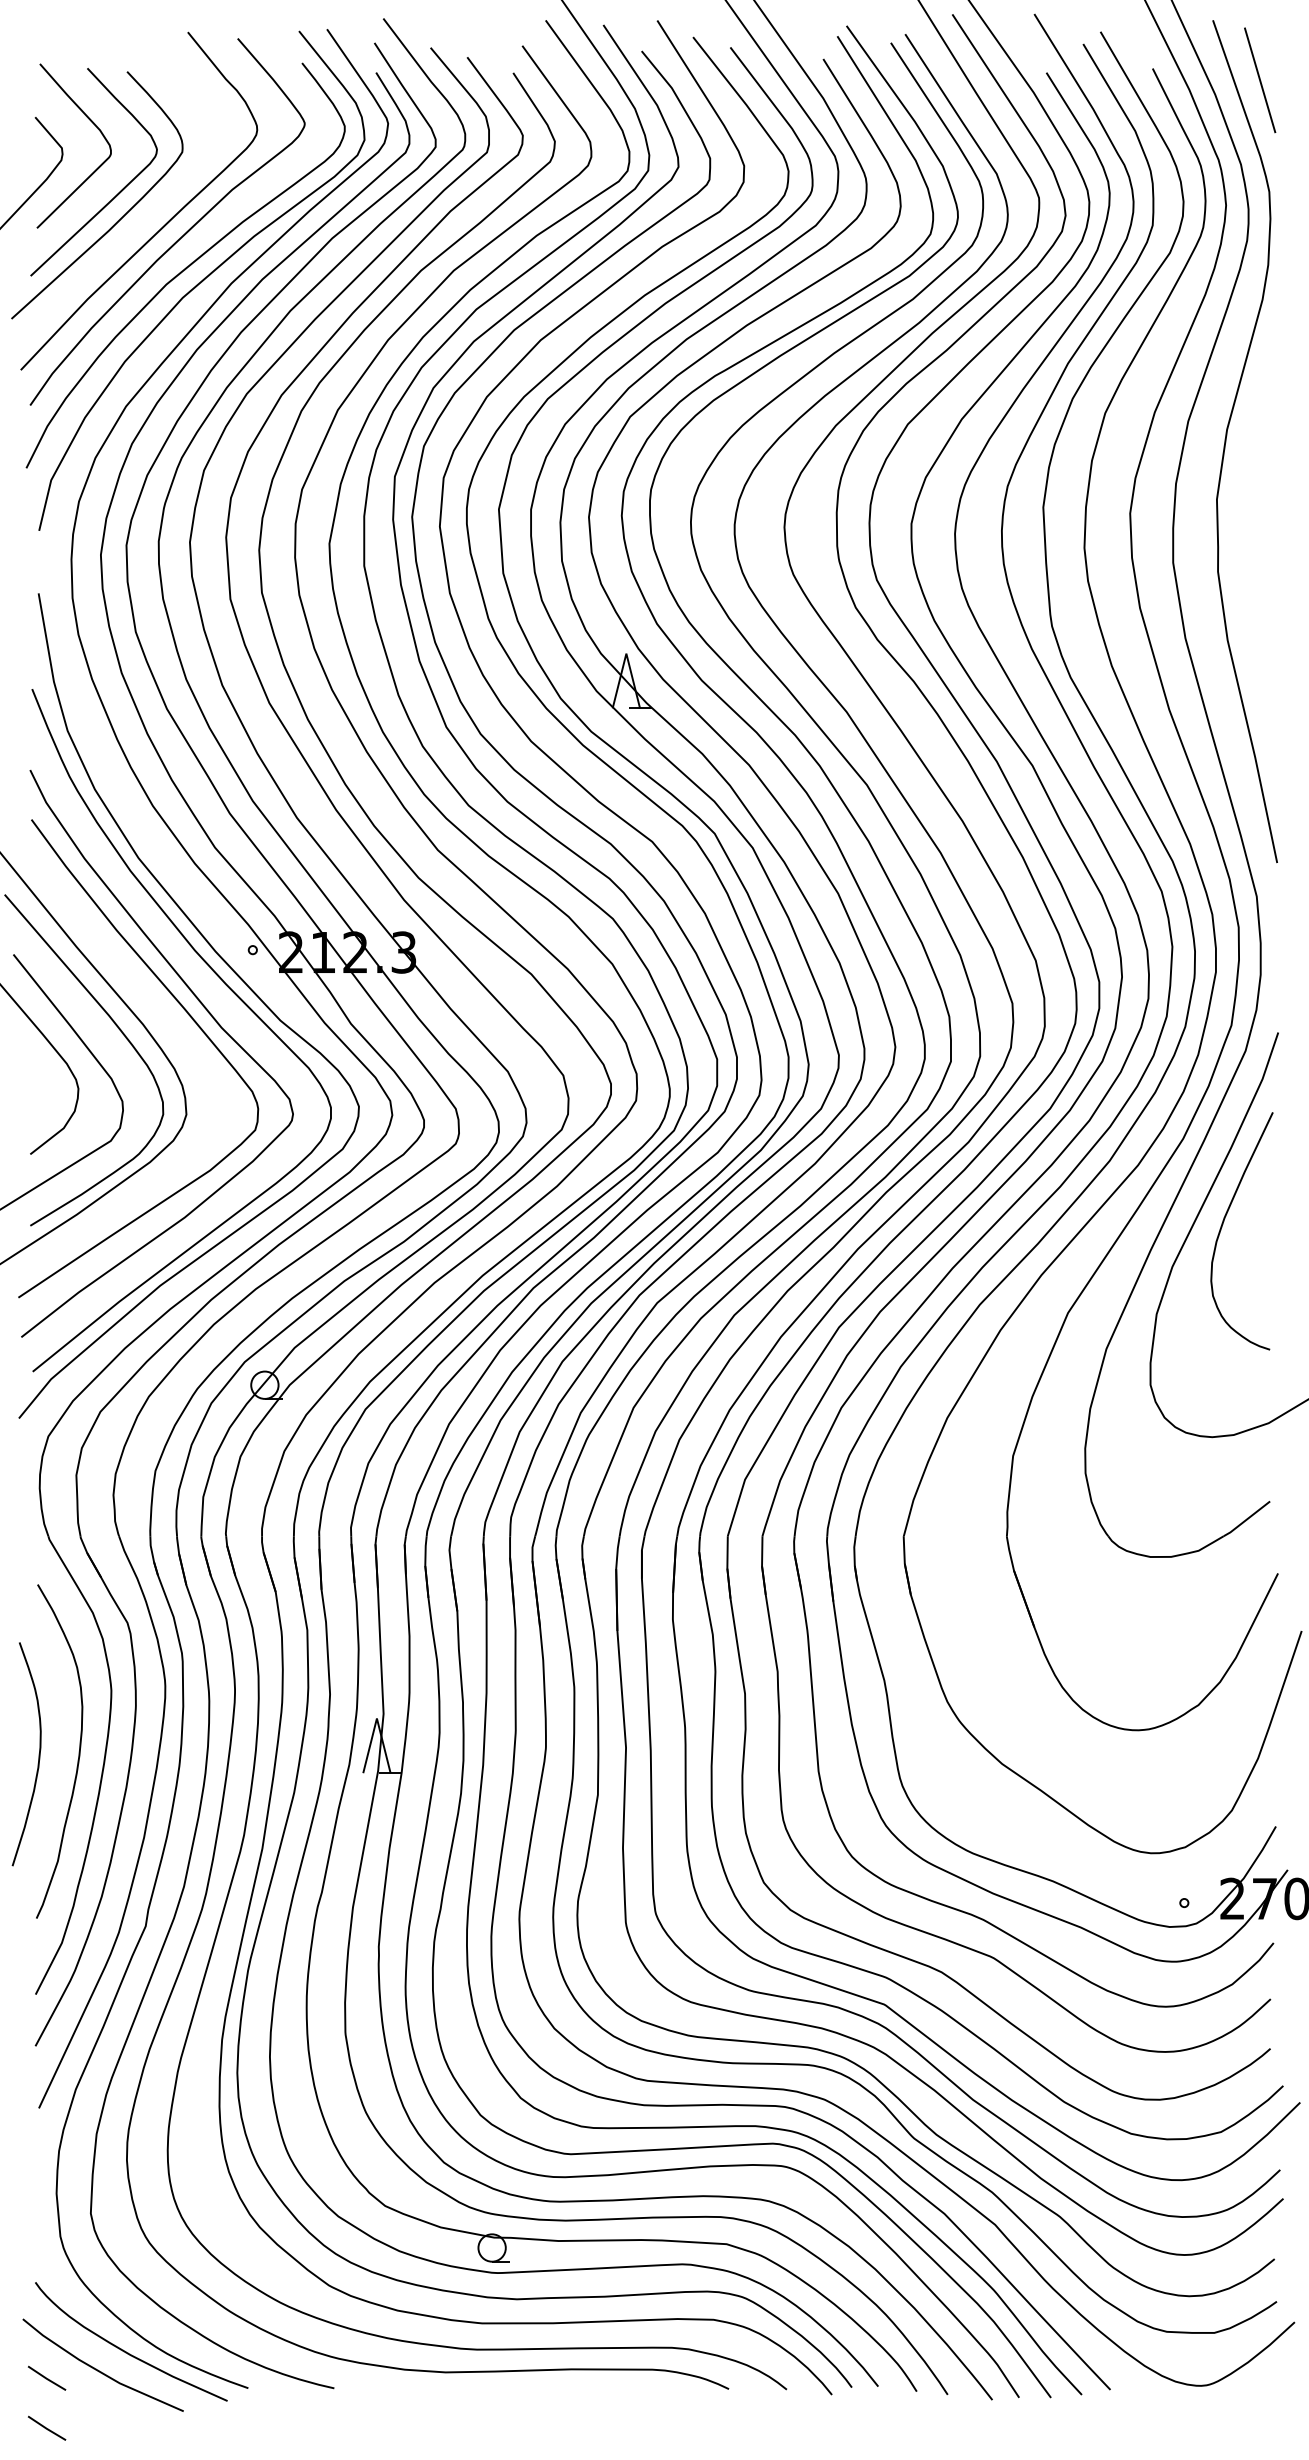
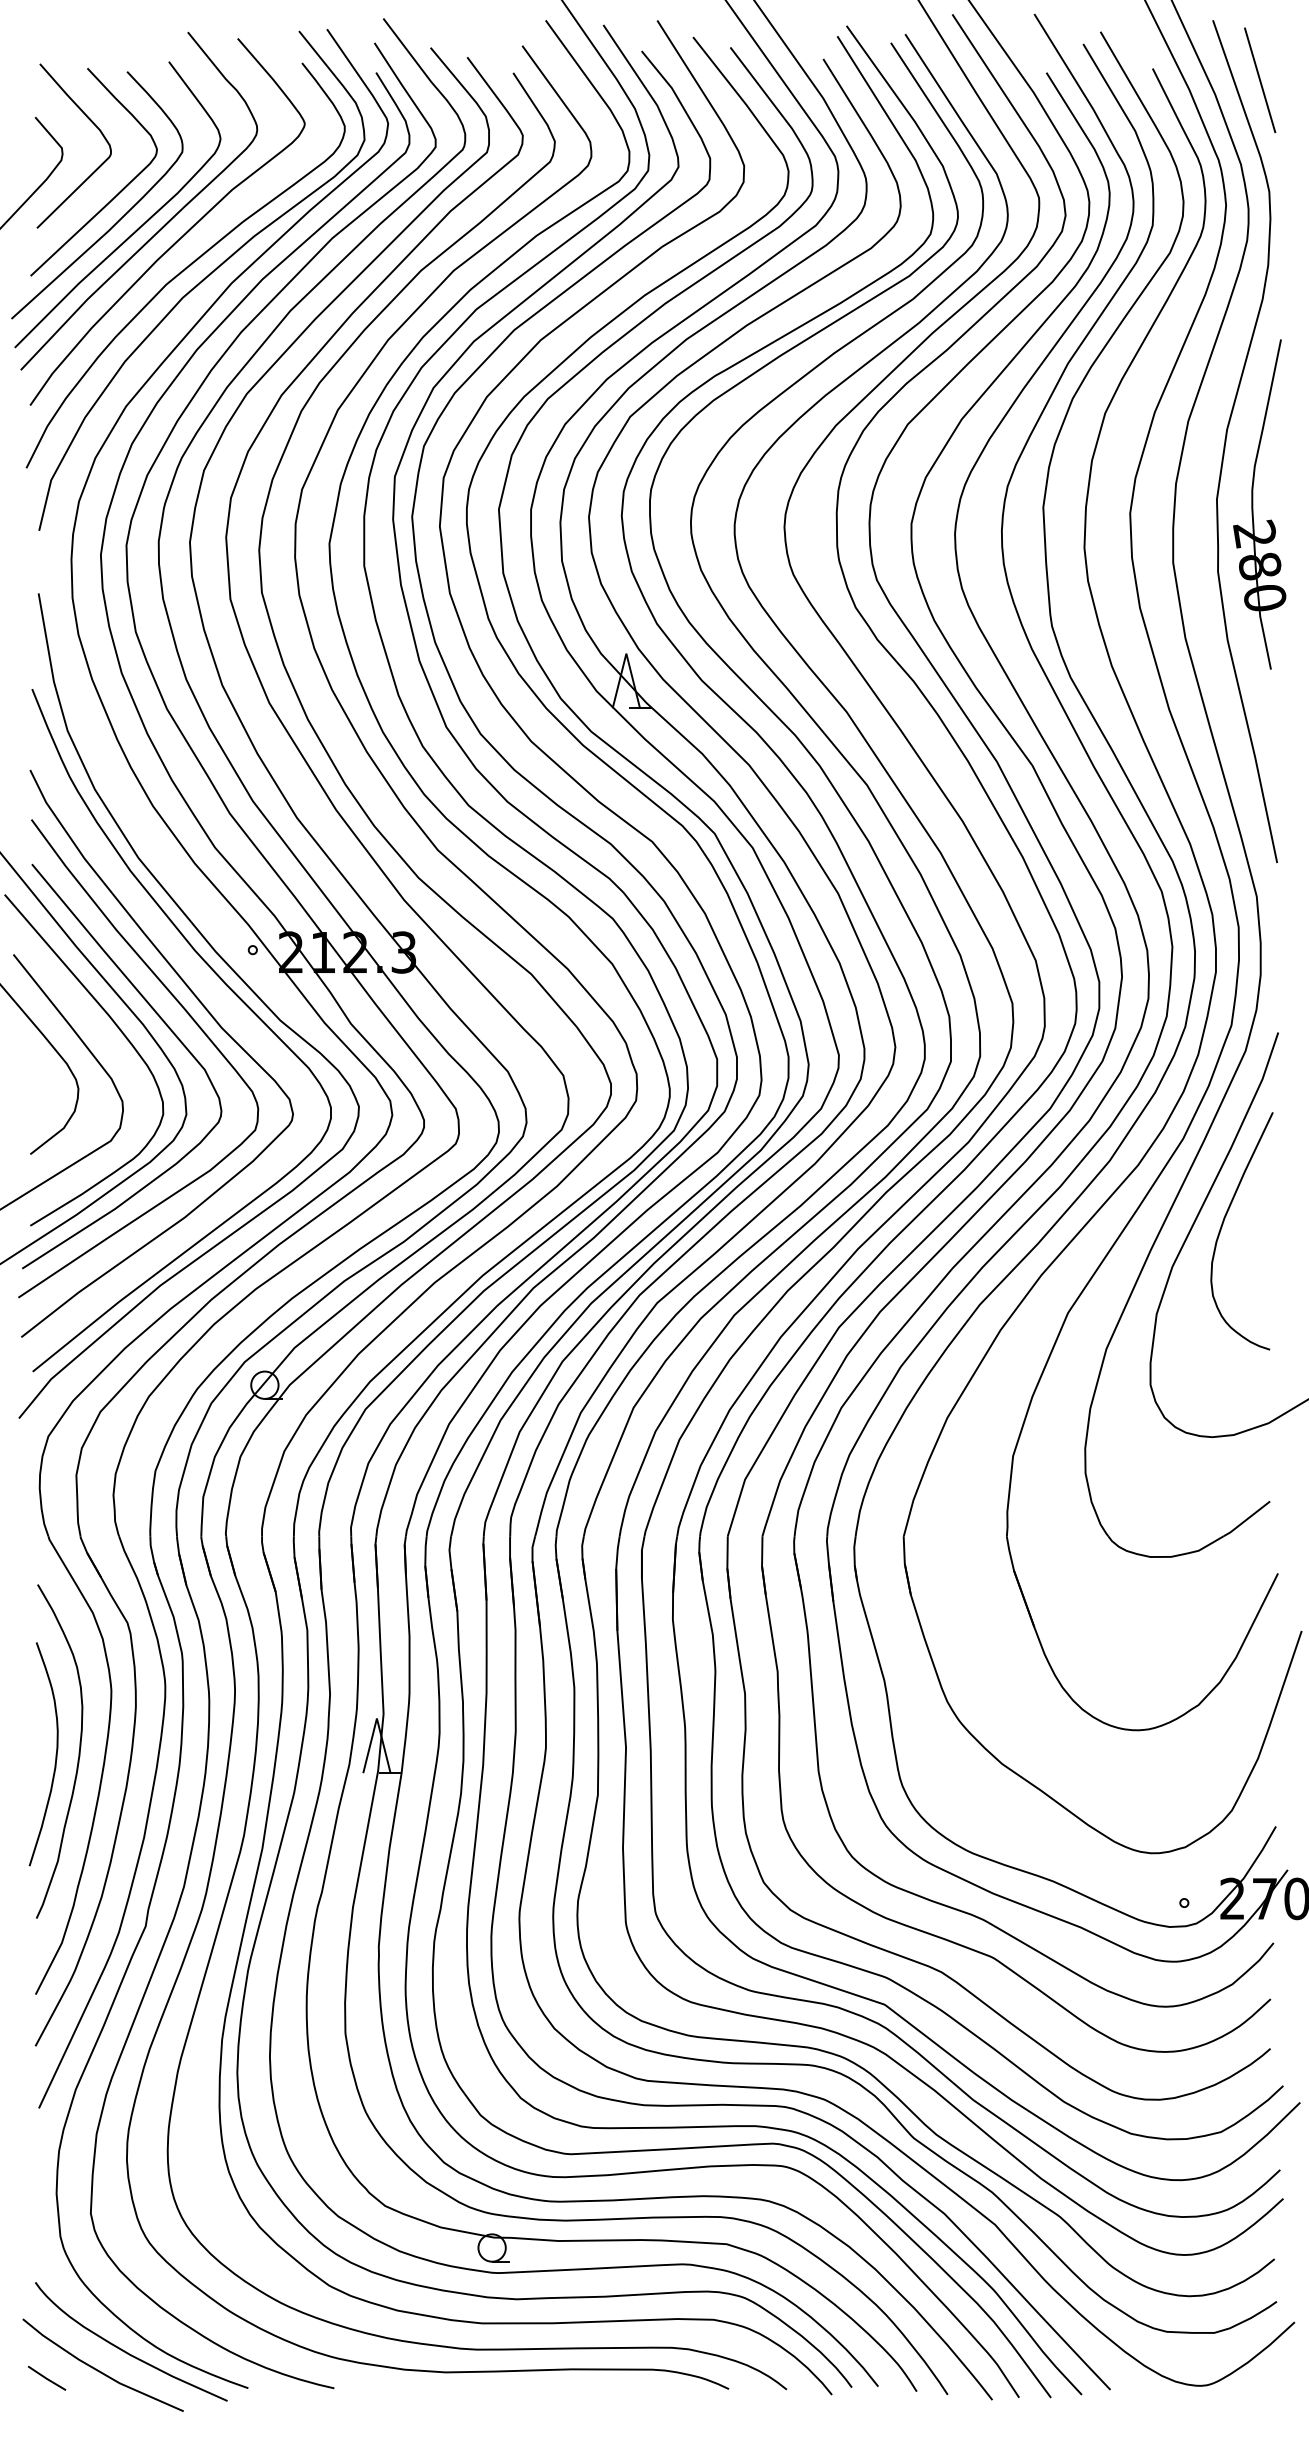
curve: none -> present (139, 226)
part: none -> present (1259, 504)
curve: none -> present (166, 1026)
curve position: (38, 1754) -> (55, 1754) (55, 1754)
line: present -> none (46, 2427)
